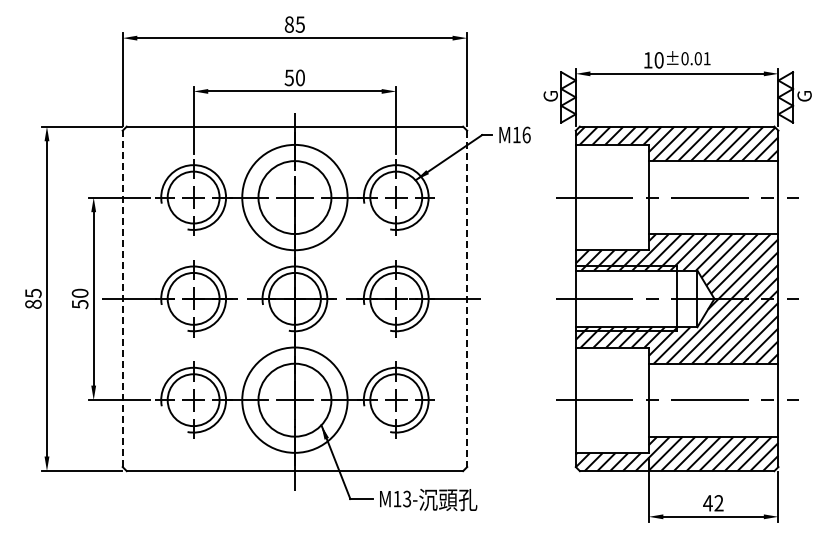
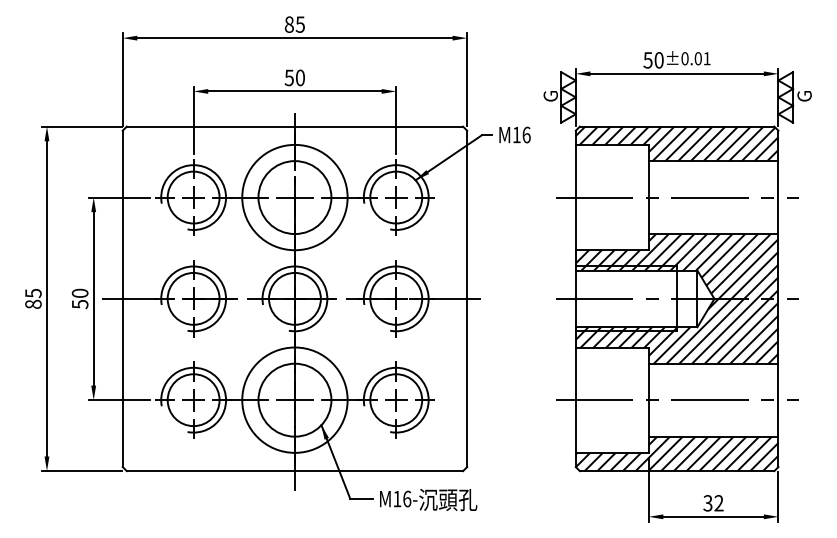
text: 10 -> 50 (647, 60)
line: dashed -> solid (122, 298)
line: dashed -> solid (467, 299)
text: M13- -> M16- (407, 498)
text: 42 -> 32 (707, 503)
